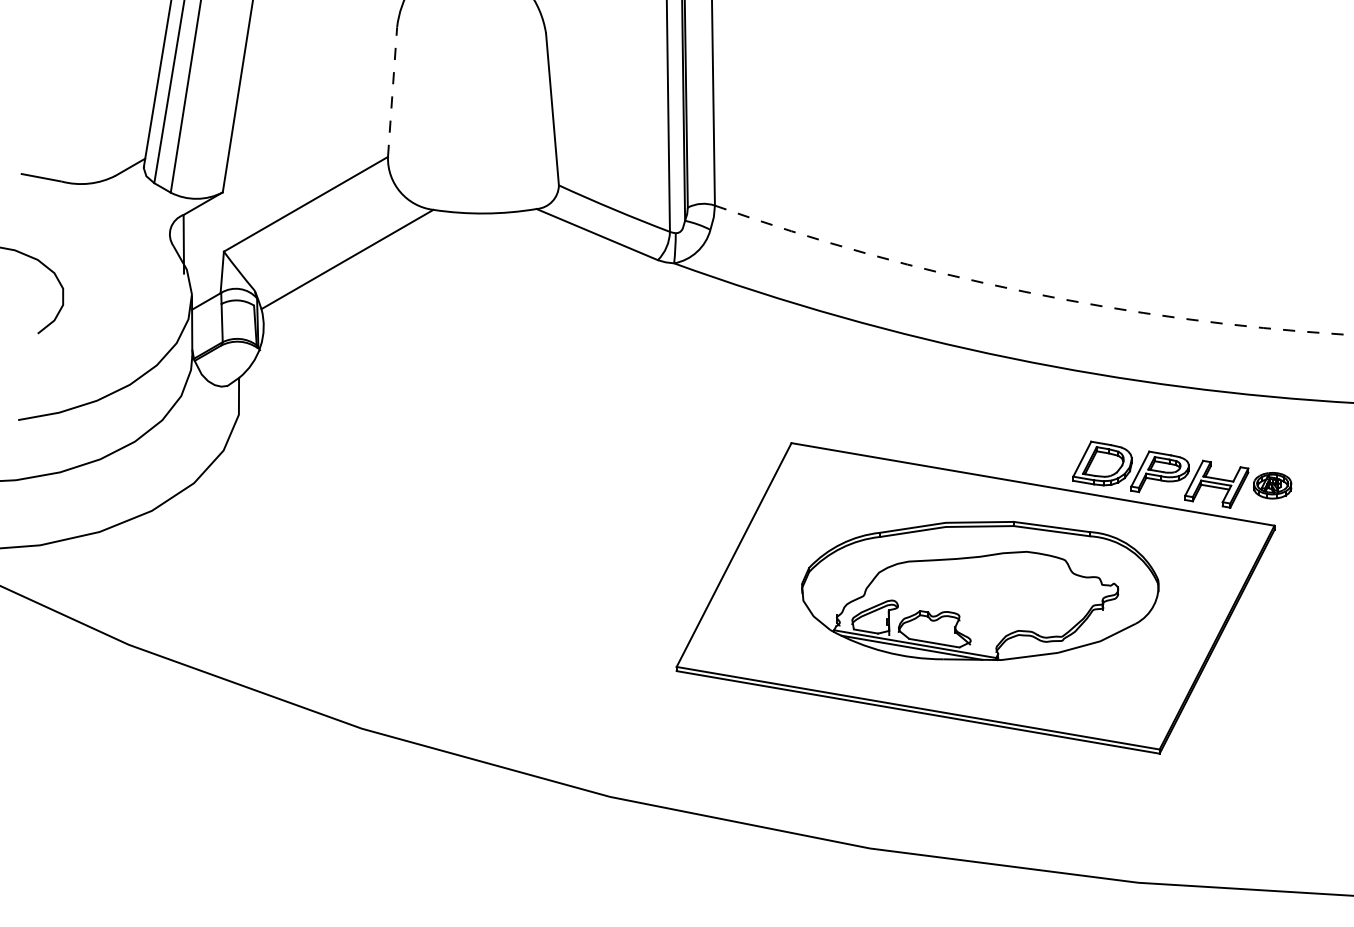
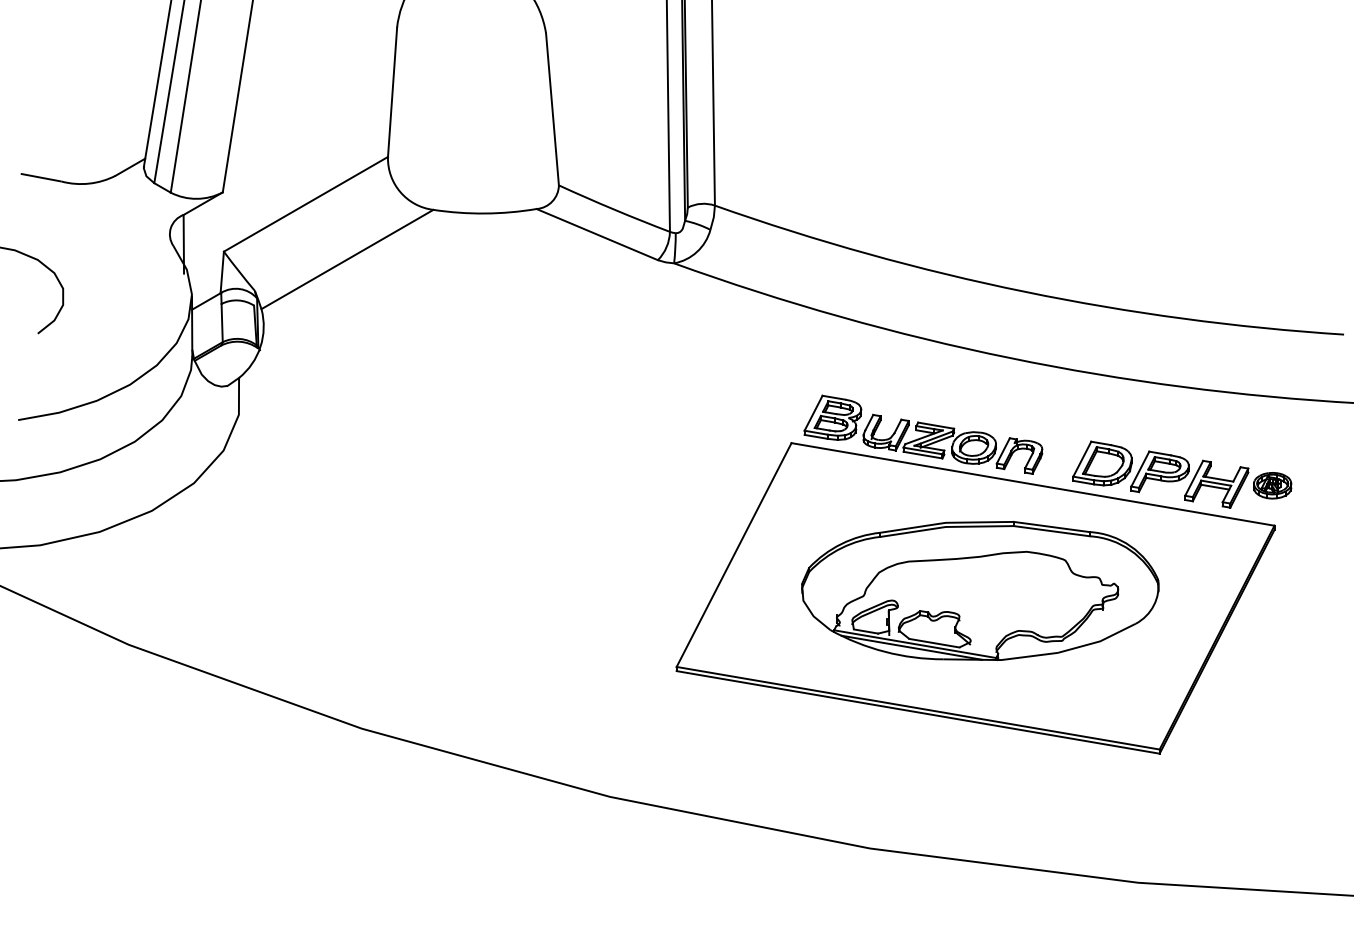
line: dashed -> solid (392, 92)
arc: dashed -> solid (1025, 291)
part: none -> present (923, 434)
